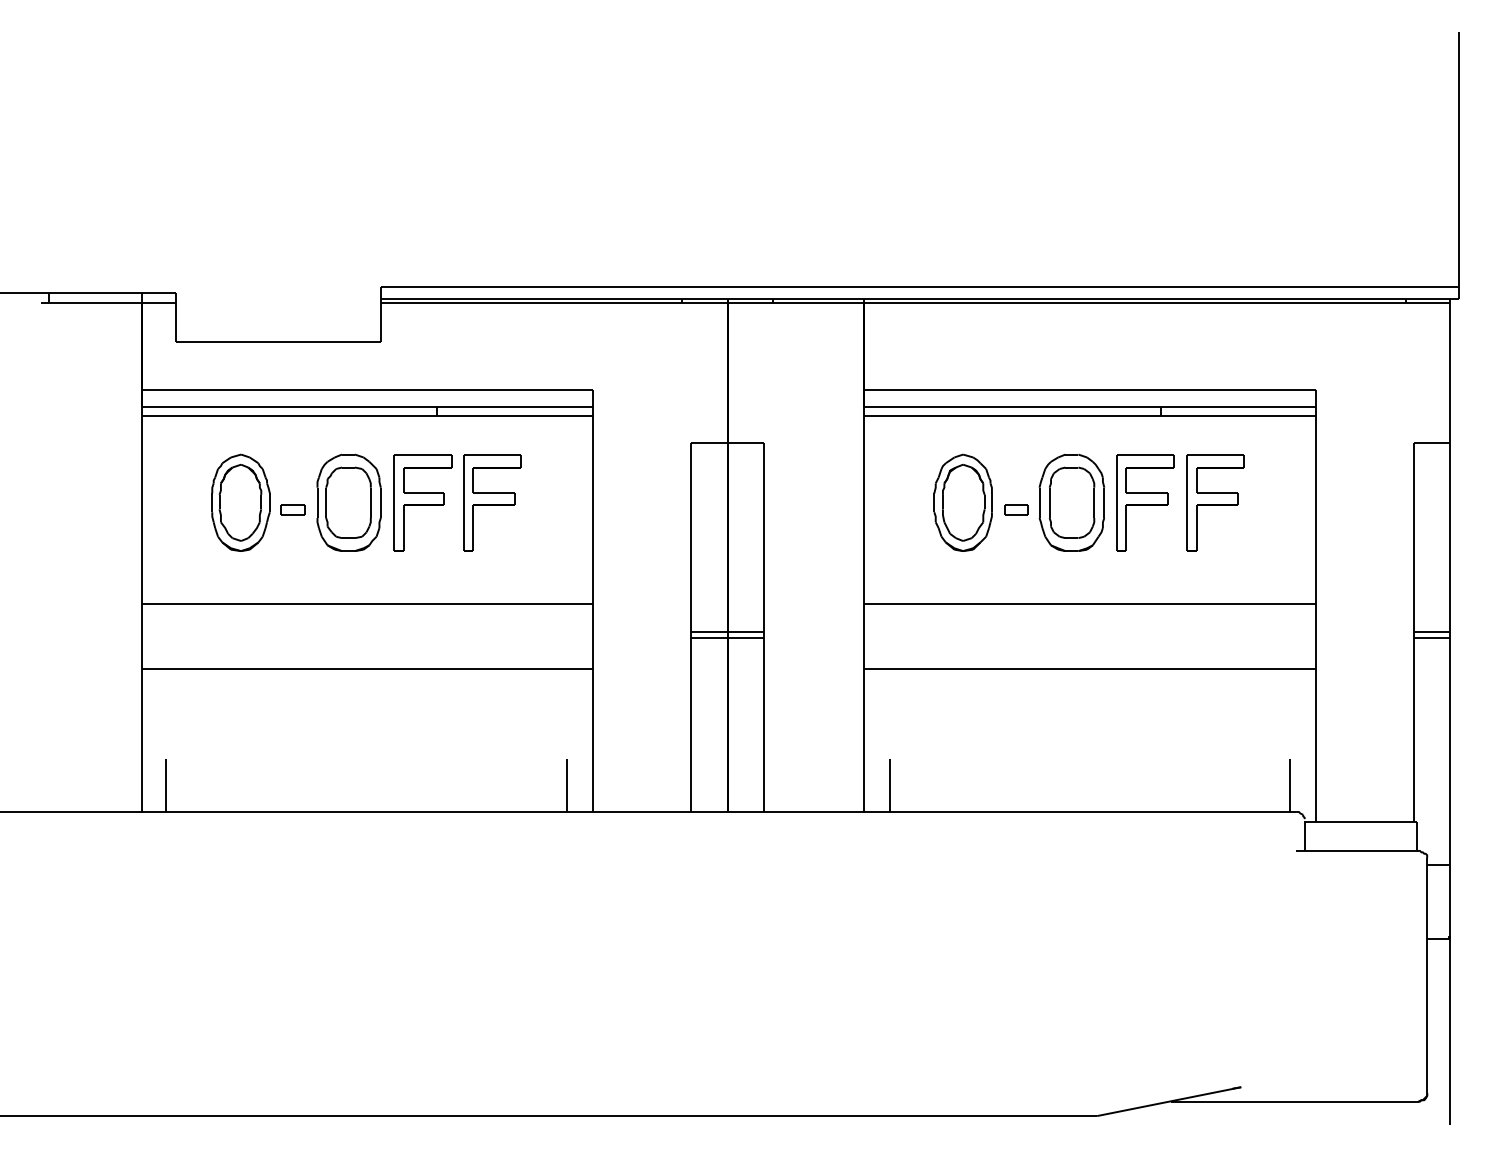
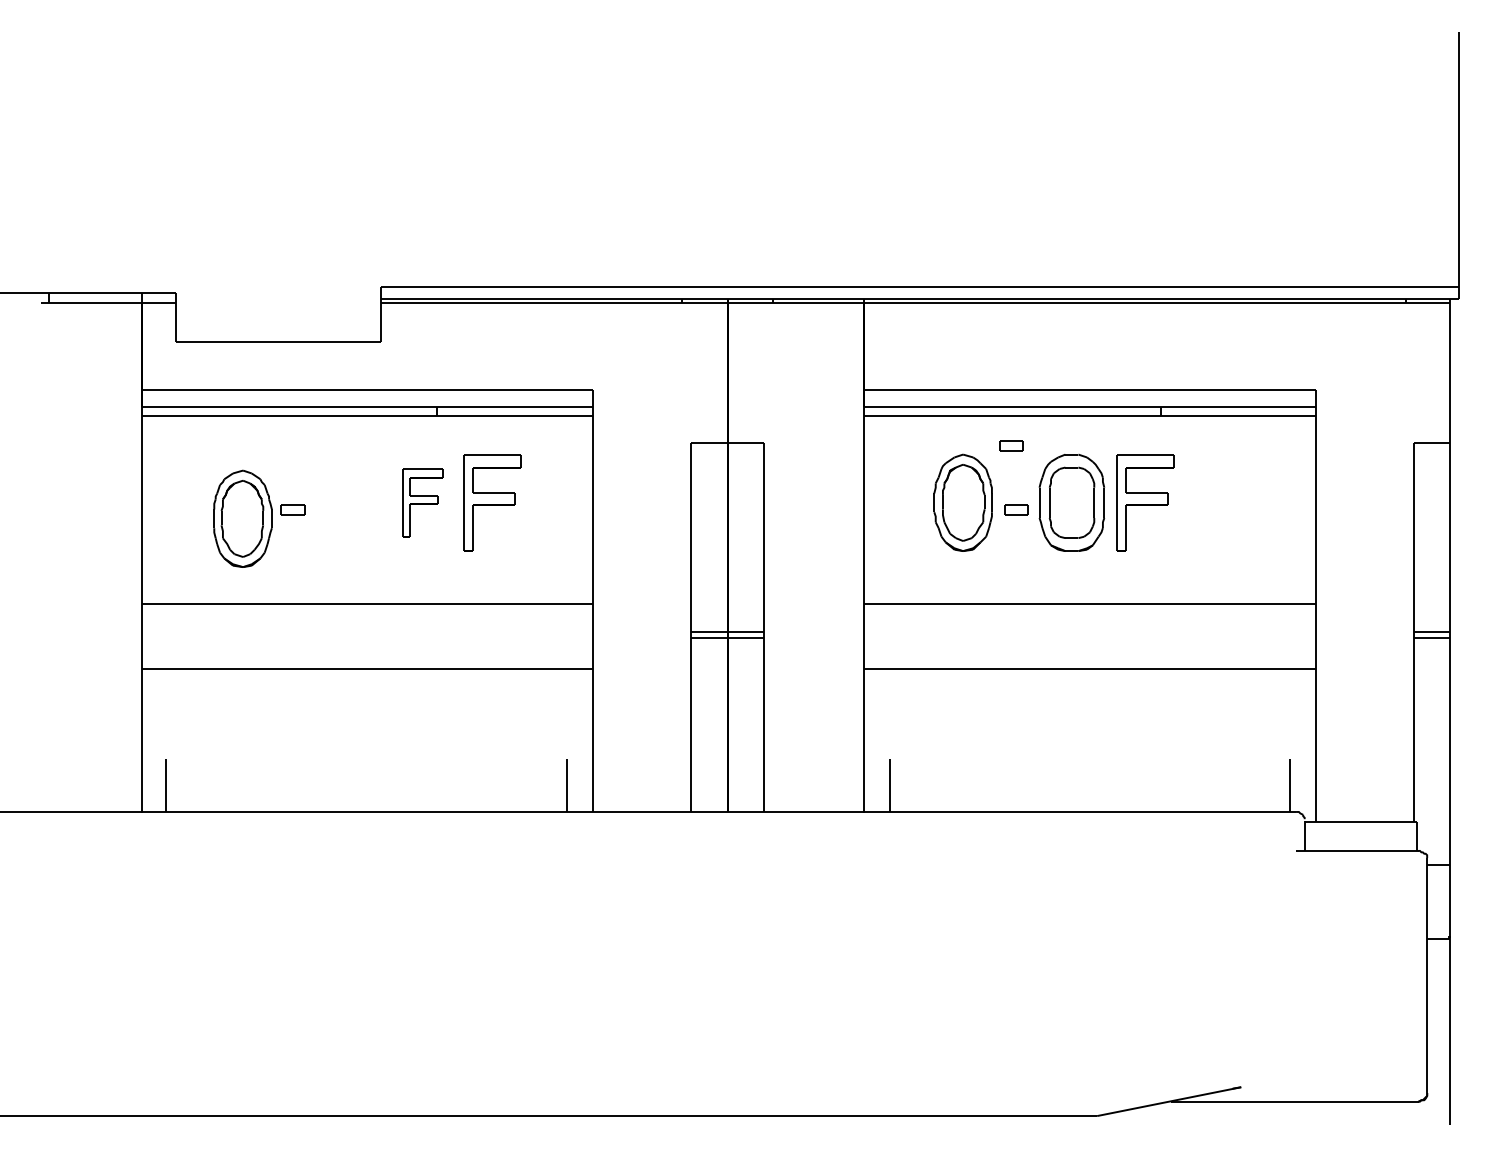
part: none -> present (1011, 445)
part position: (240, 502) -> (242, 518) (242, 518)
part: present -> none (348, 502)
part size: 60x98 px -> 42x70 px (422, 502)
part: present -> none (1215, 502)
